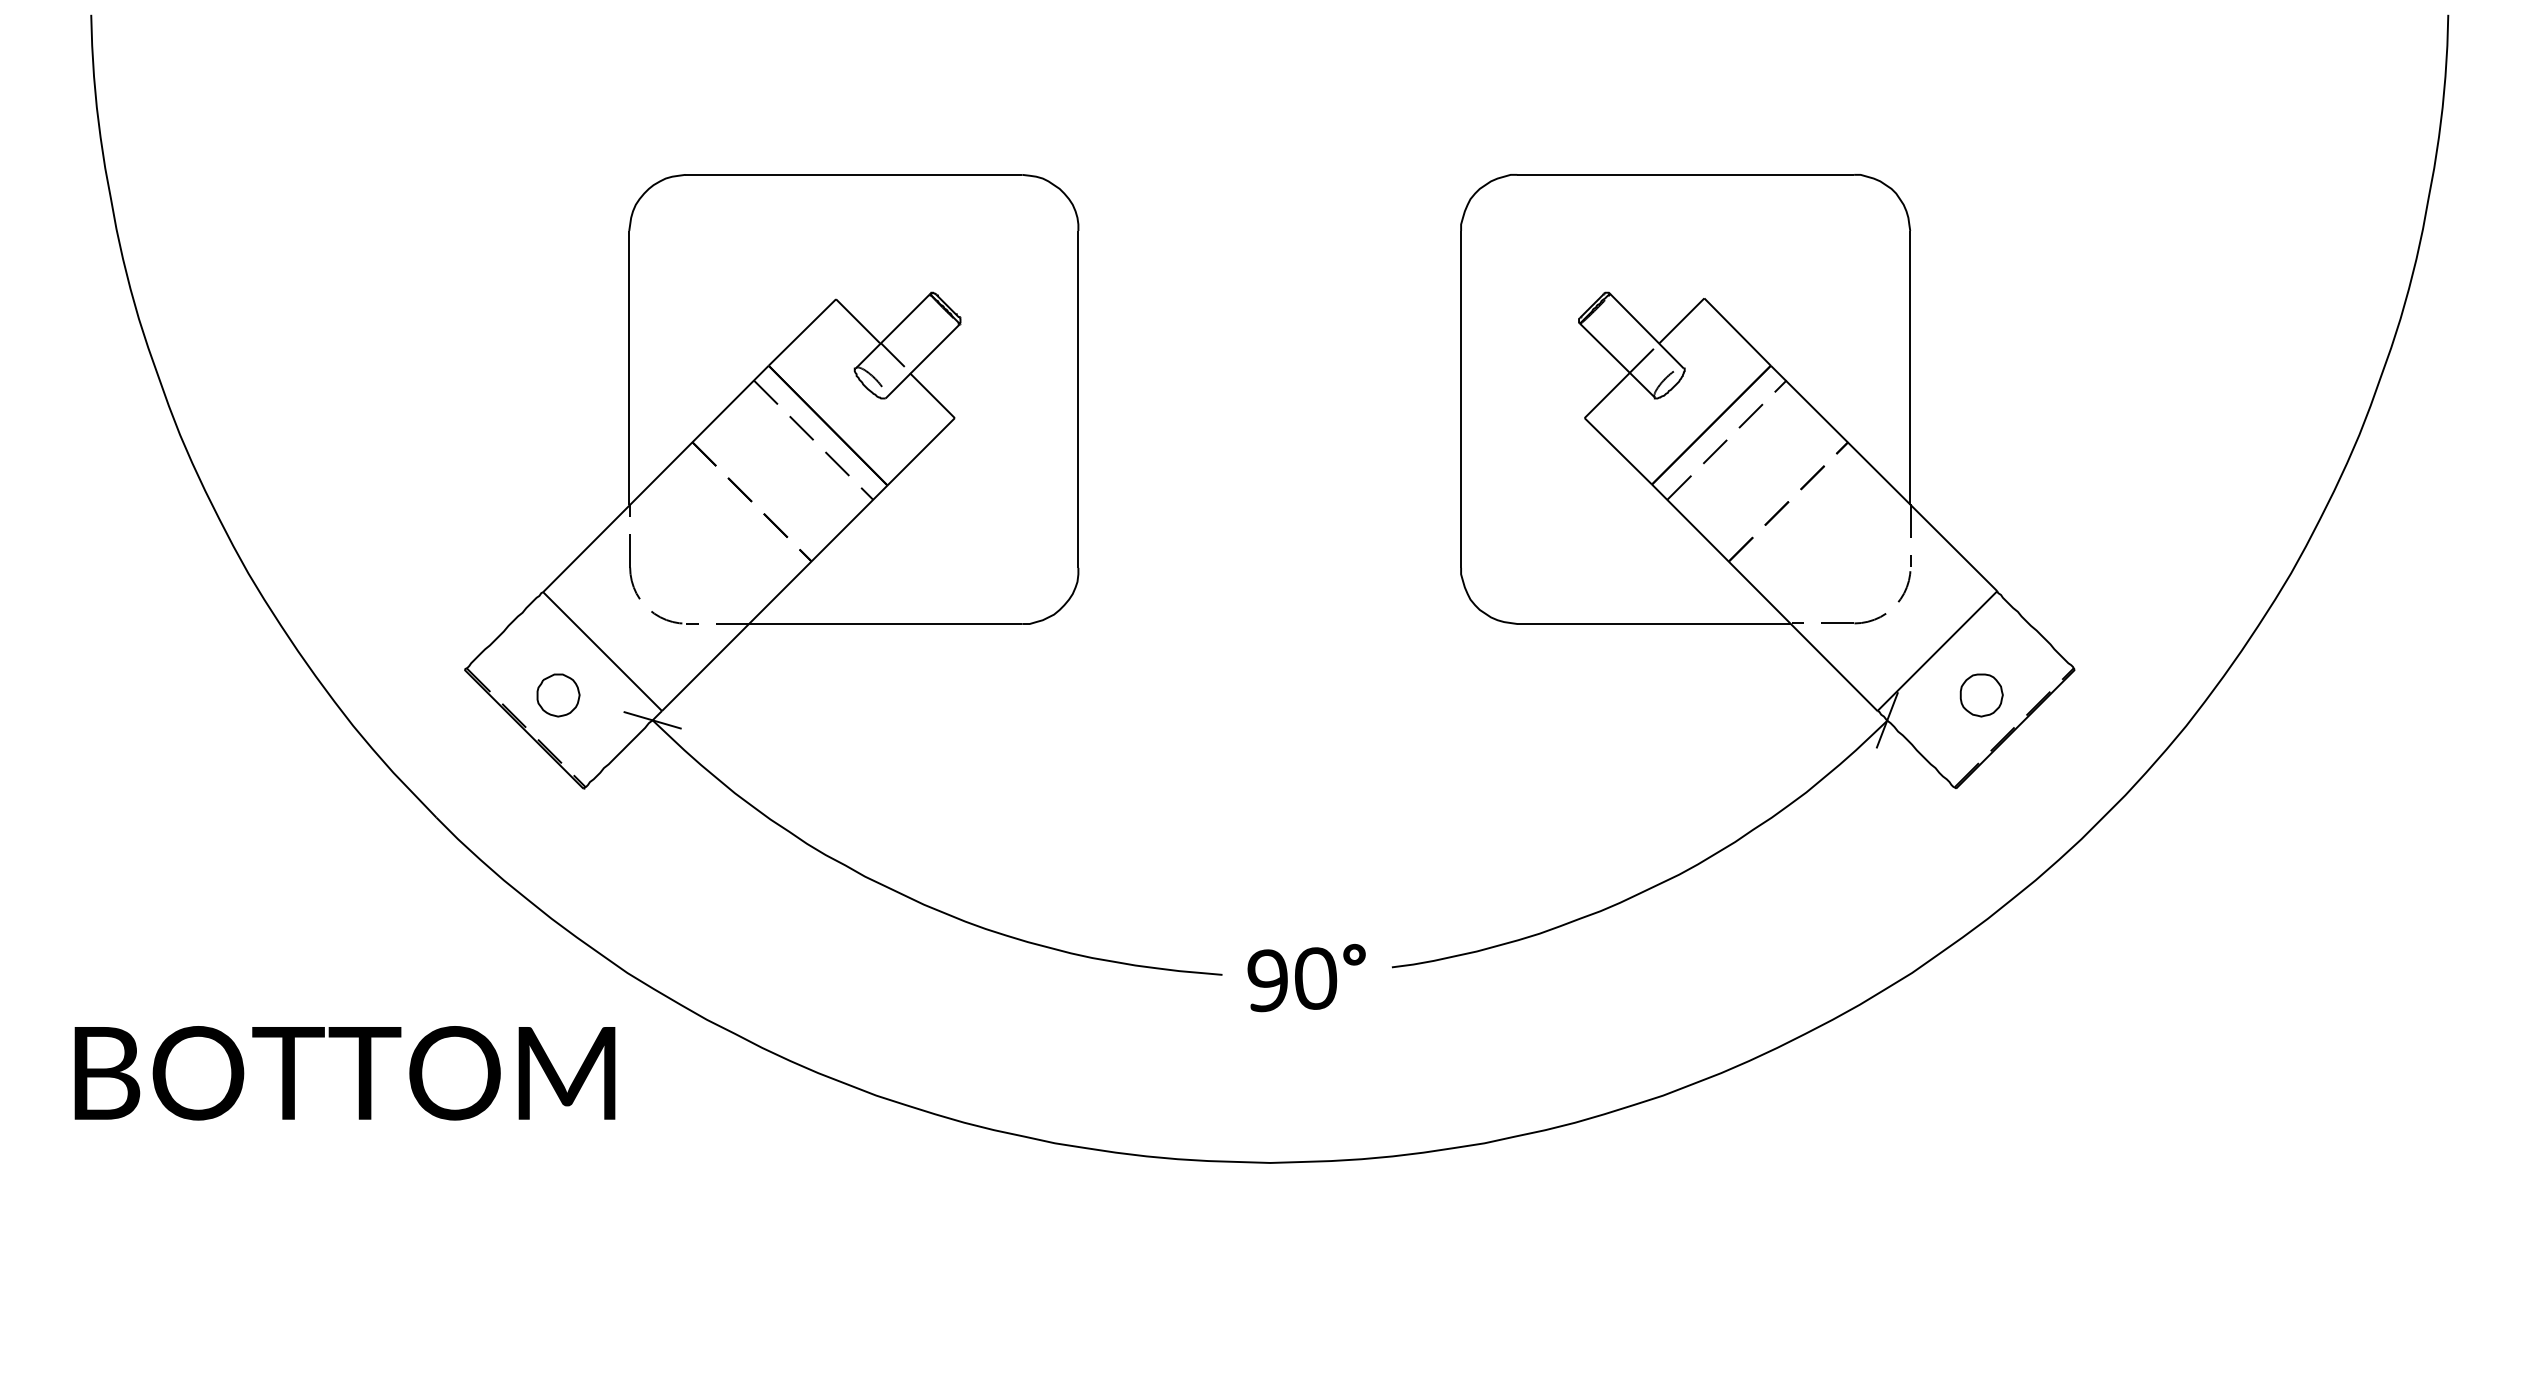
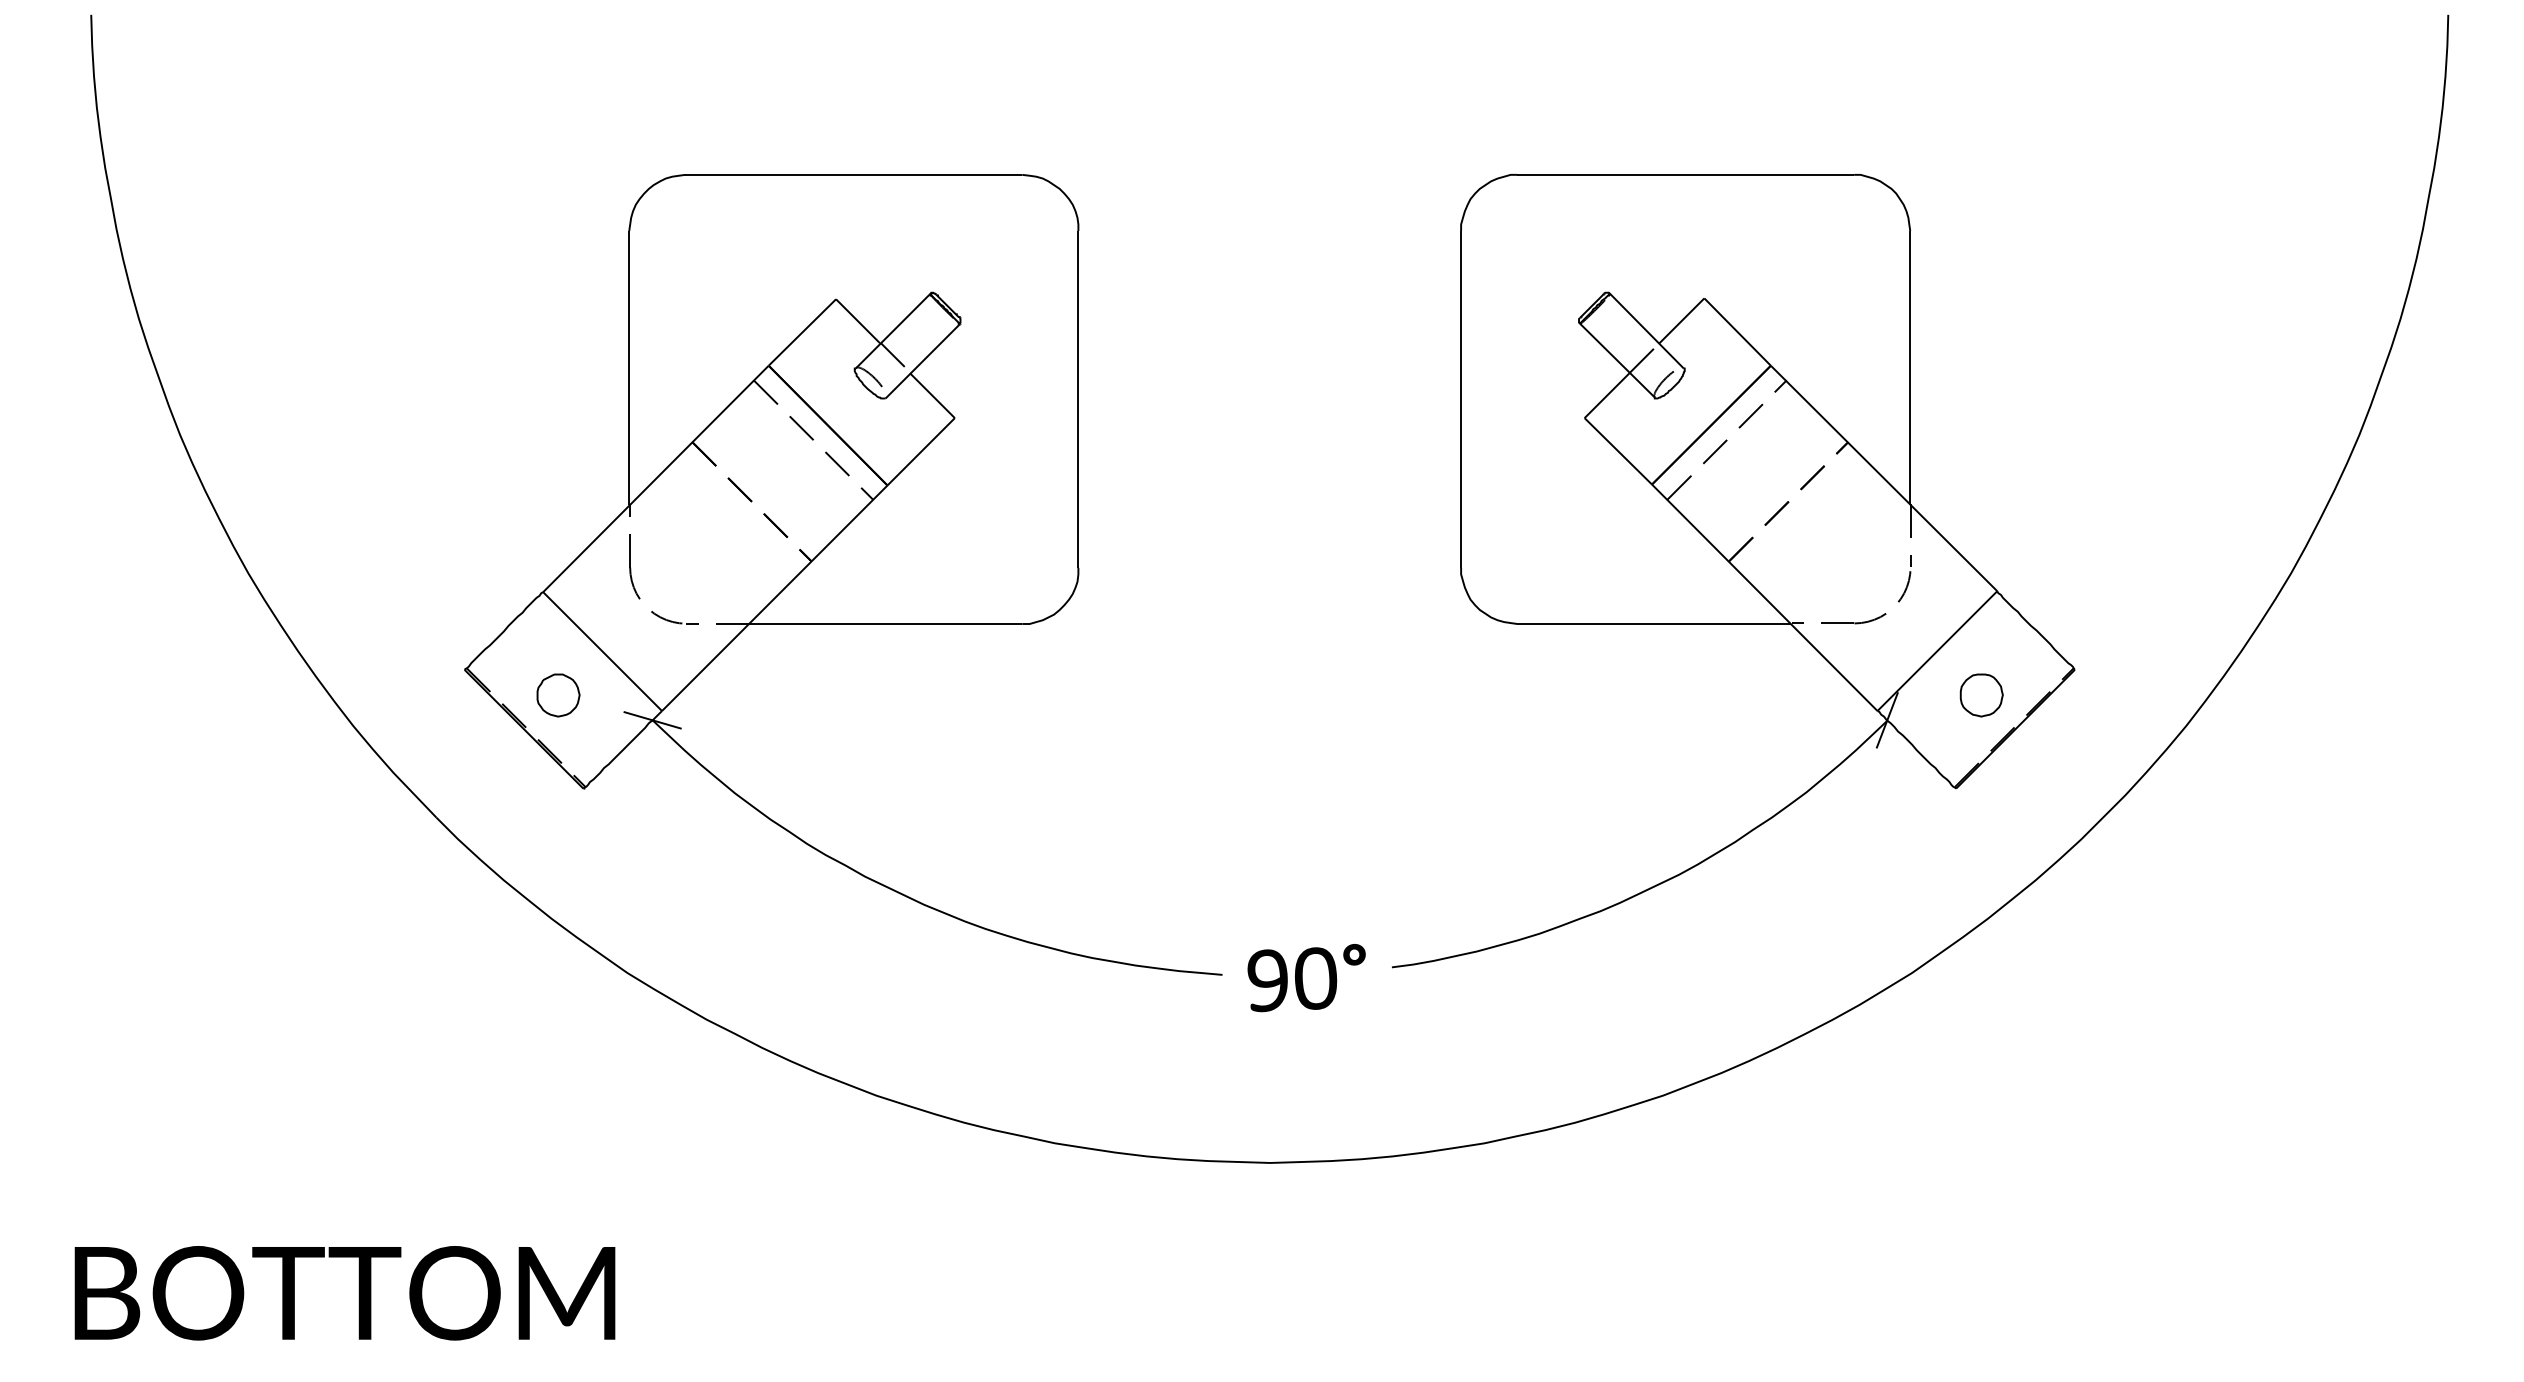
text position: (344, 1073) -> (344, 1293) (344, 1293)
